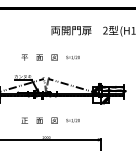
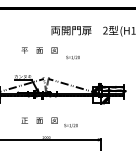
text position: (39, 57) -> (39, 50) (39, 50)
text position: (72, 120) -> (70, 125) (70, 125)
